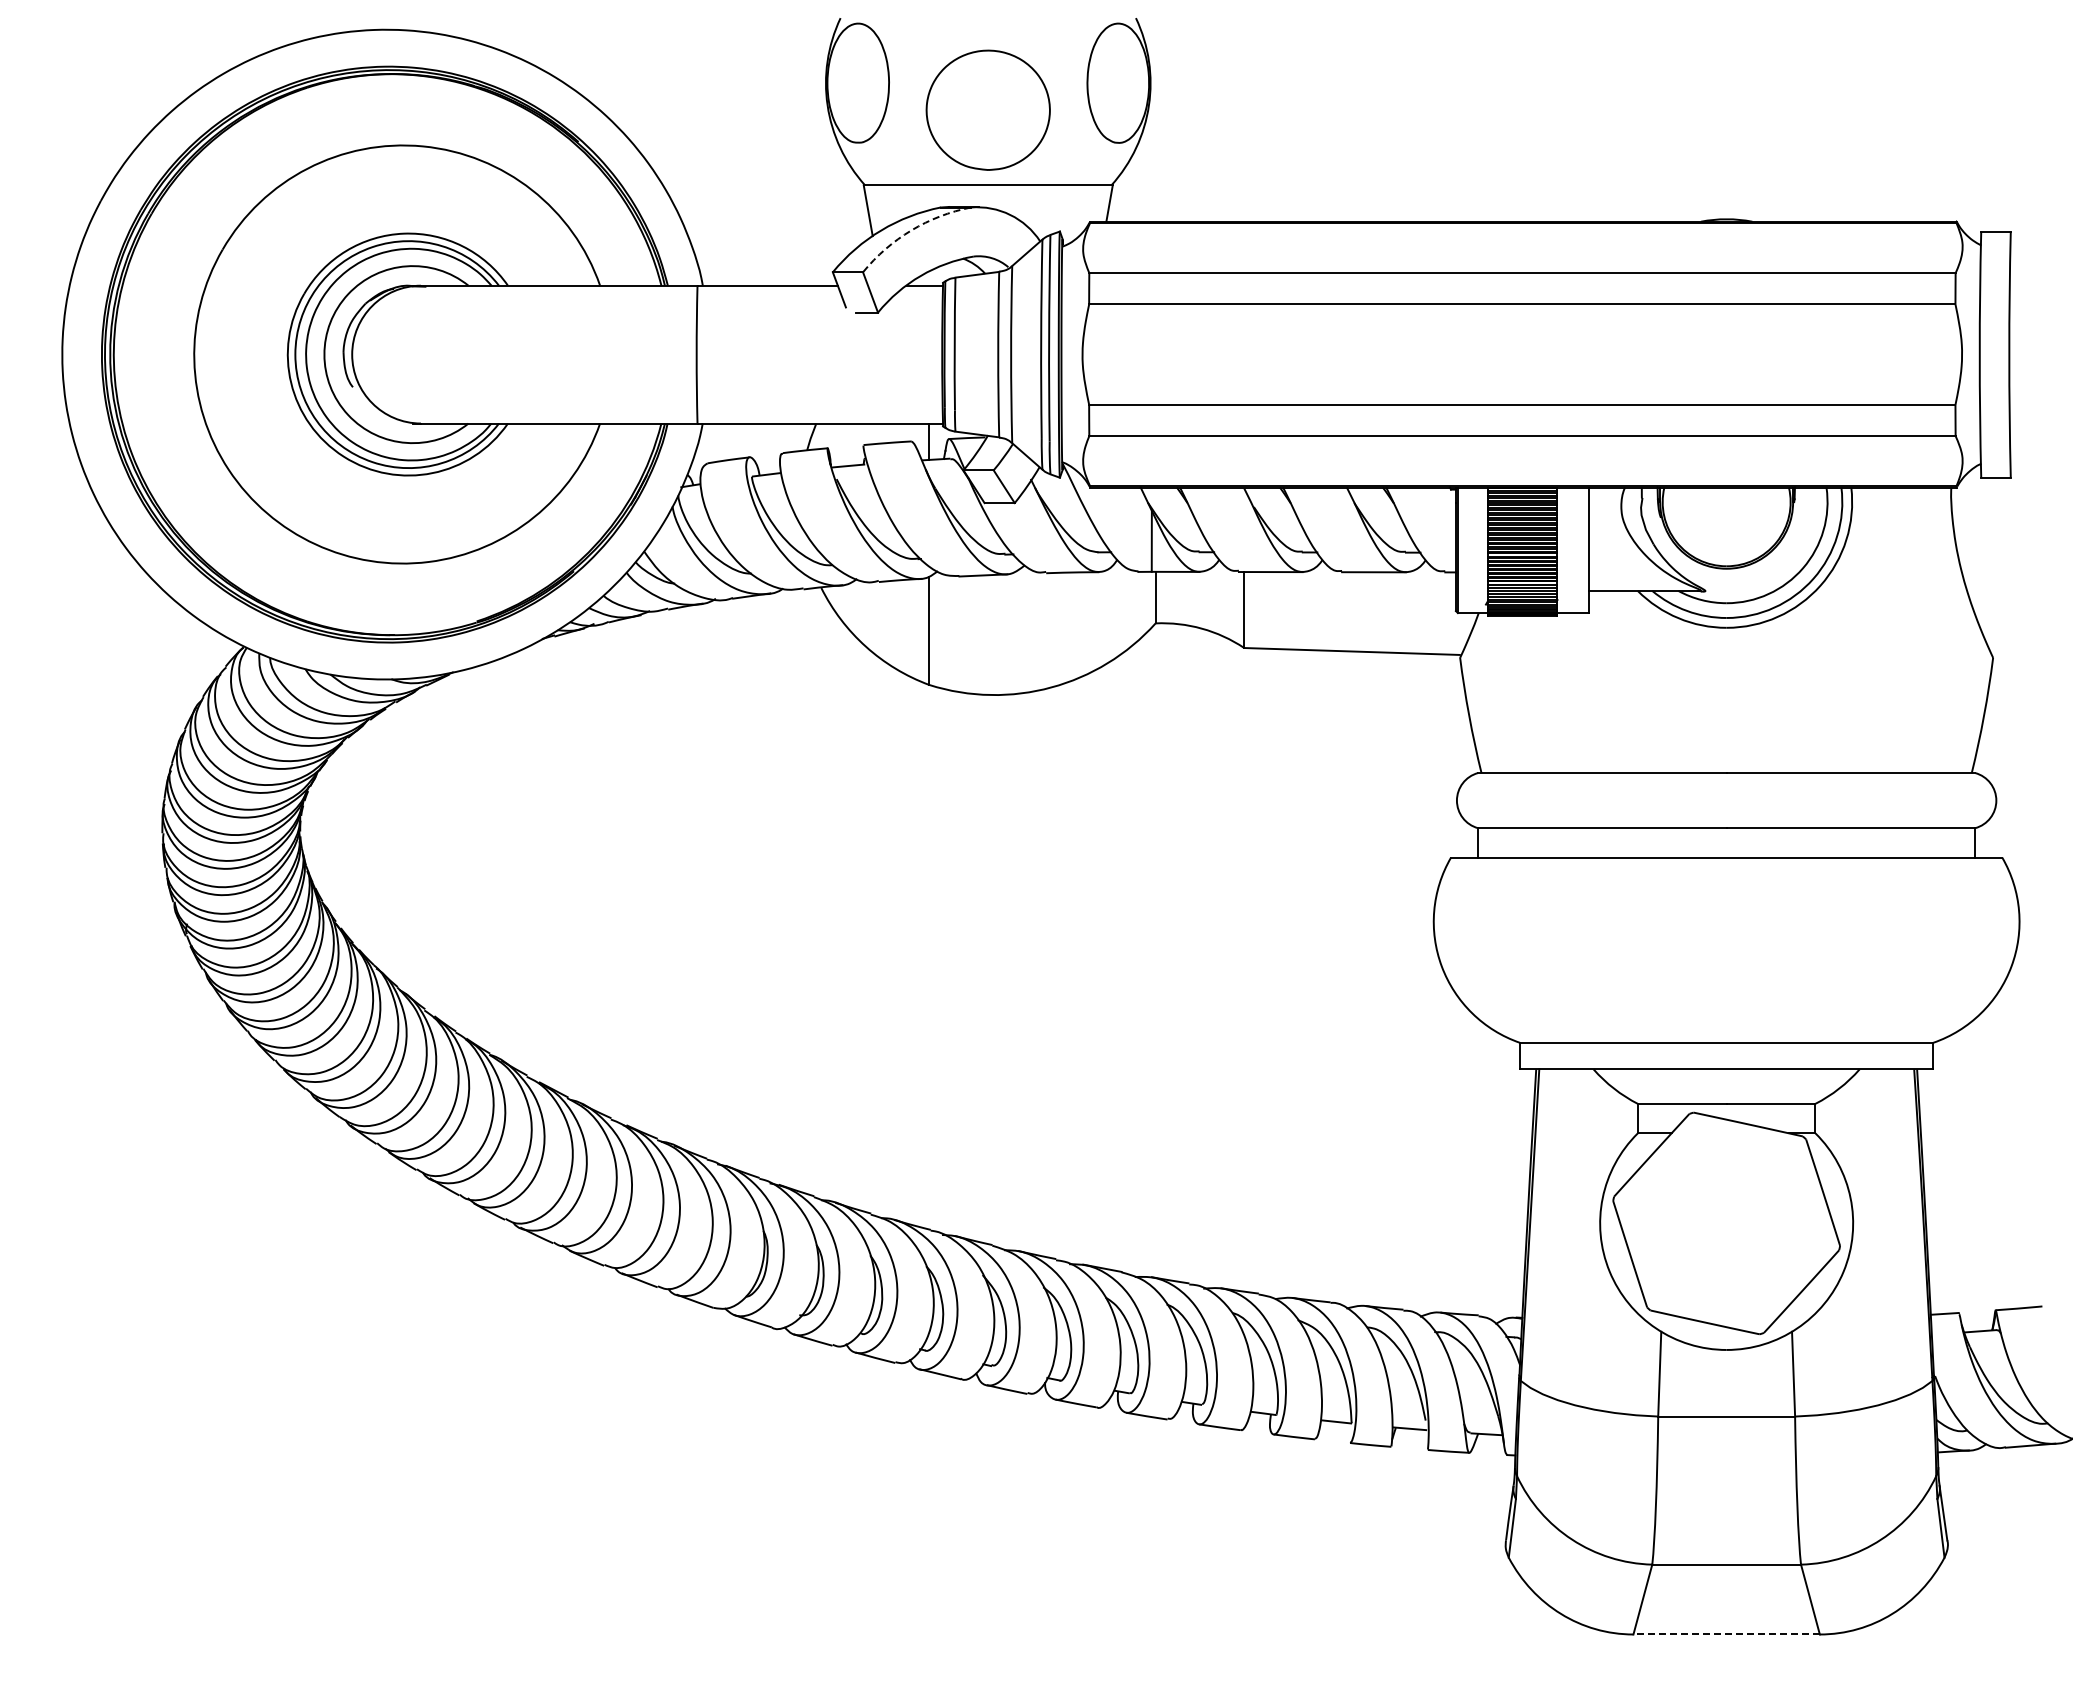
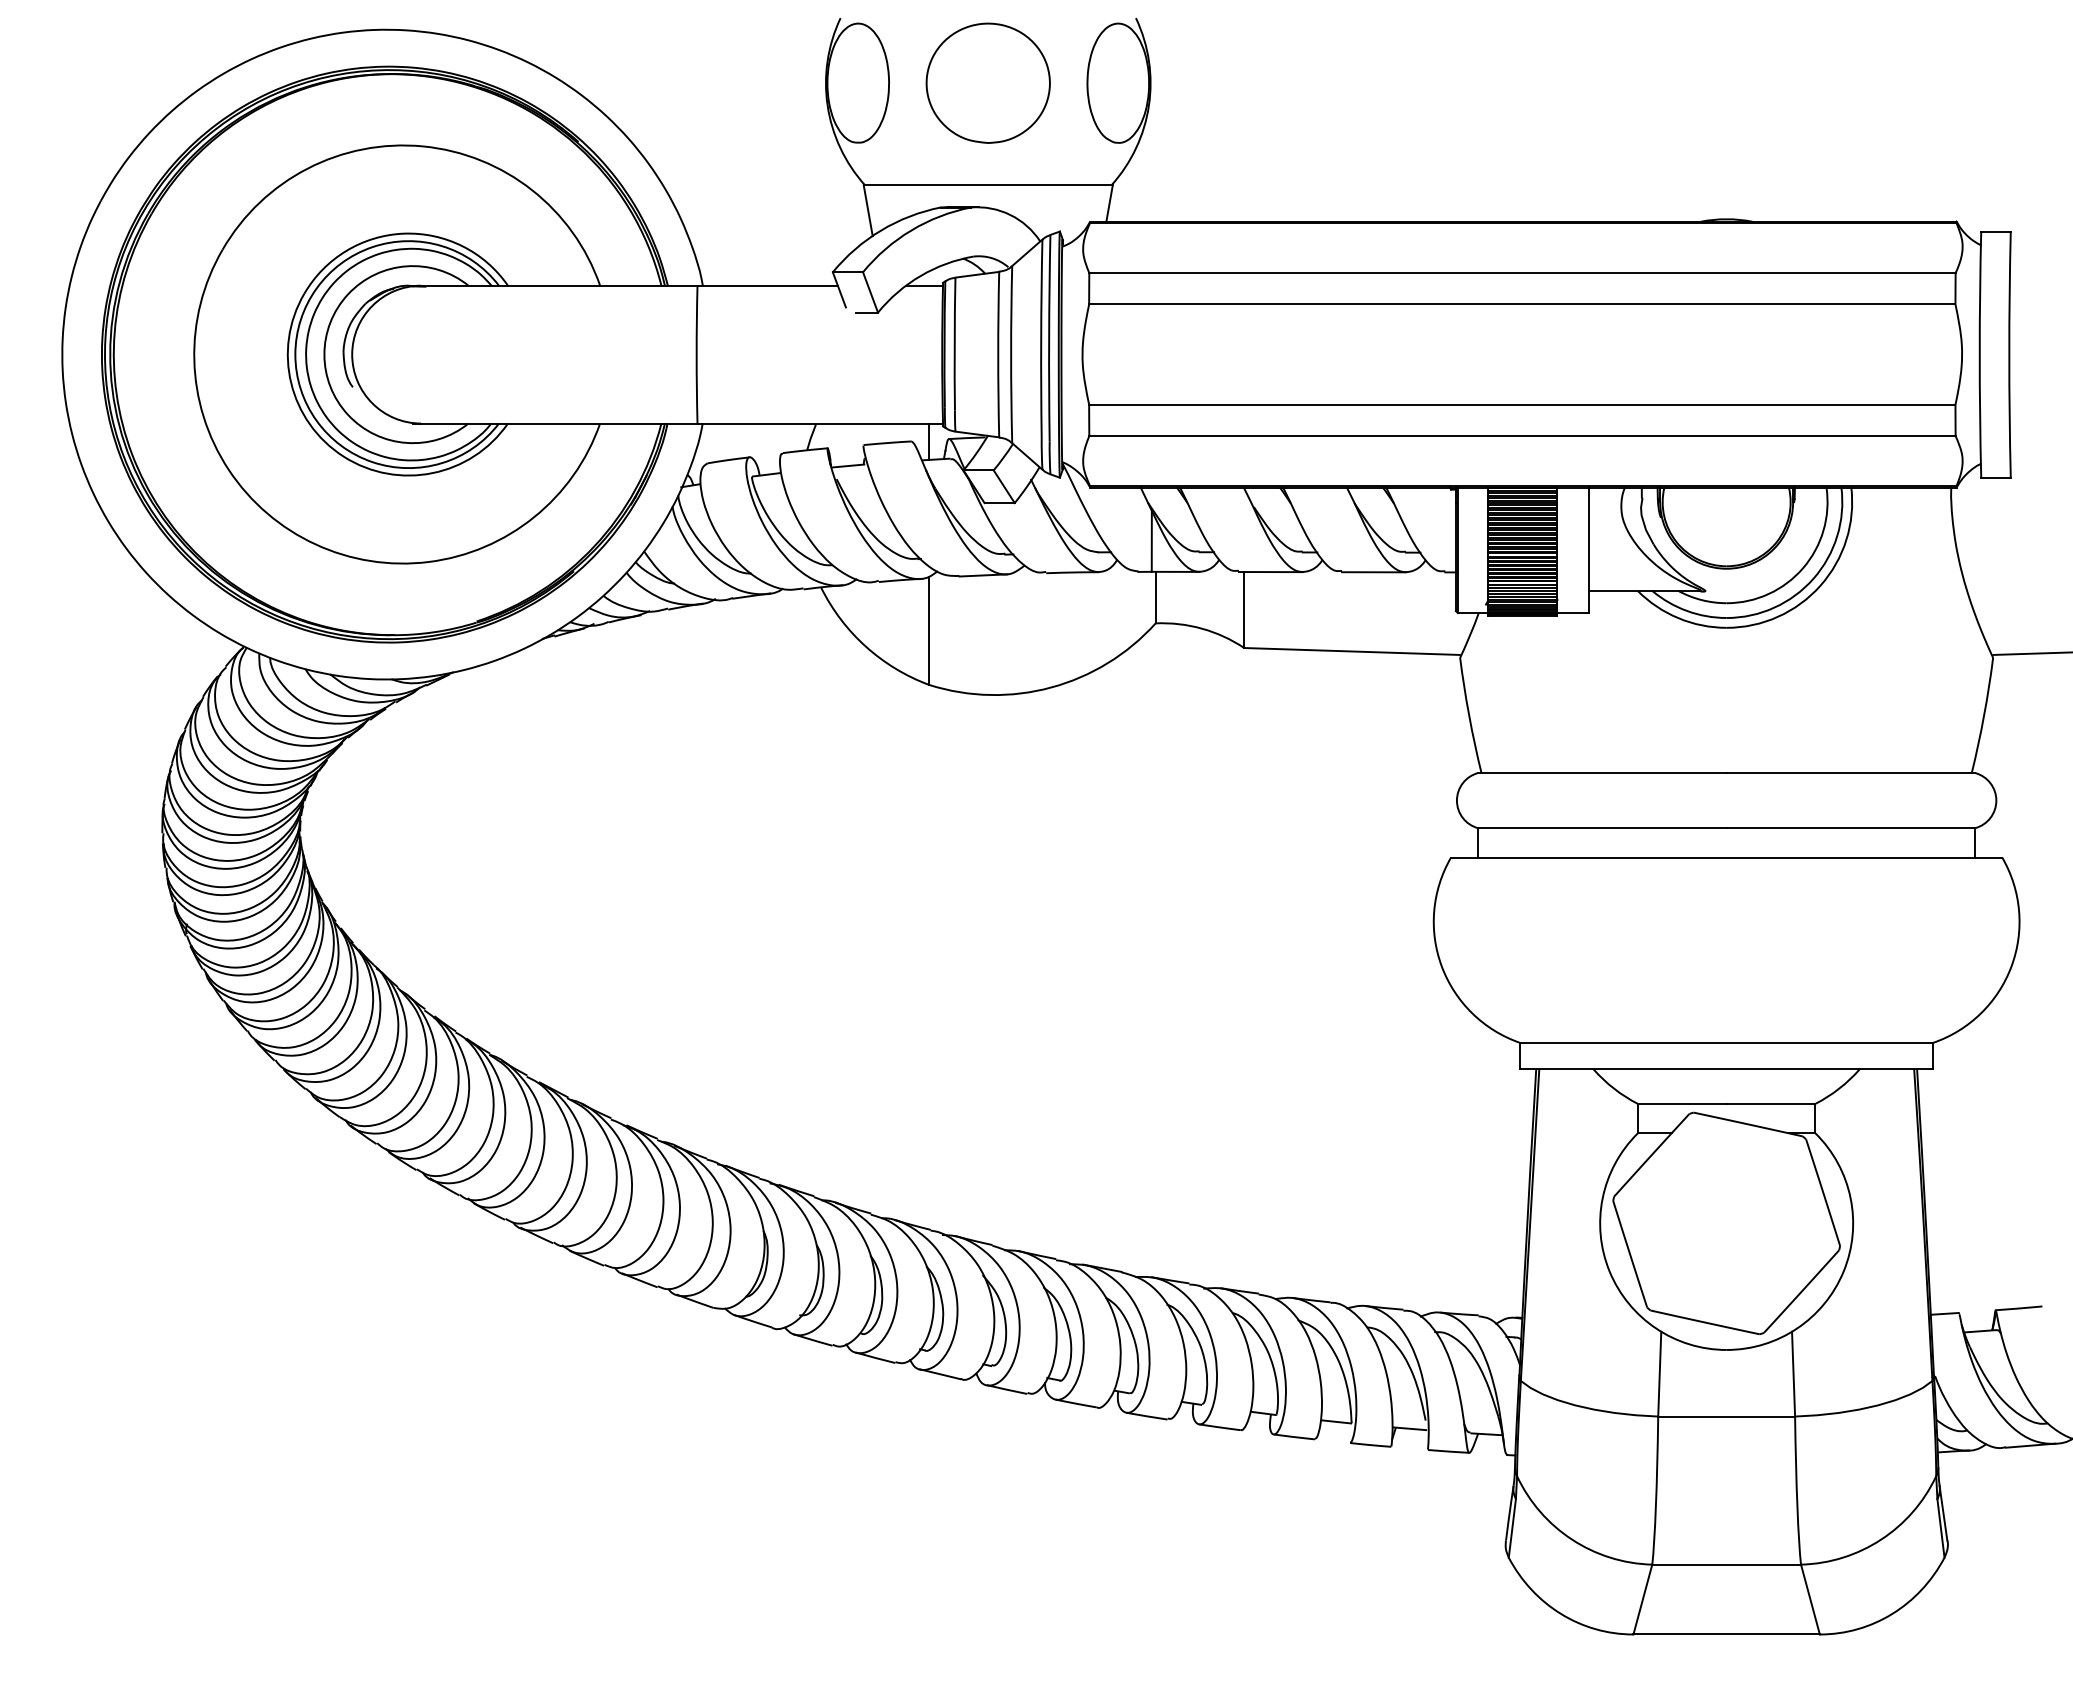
part position: (987, 109) -> (987, 82) (987, 82)
arc: dashed -> solid (911, 230)
line: none -> present (2031, 653)
line: dashed -> solid (1726, 1634)
